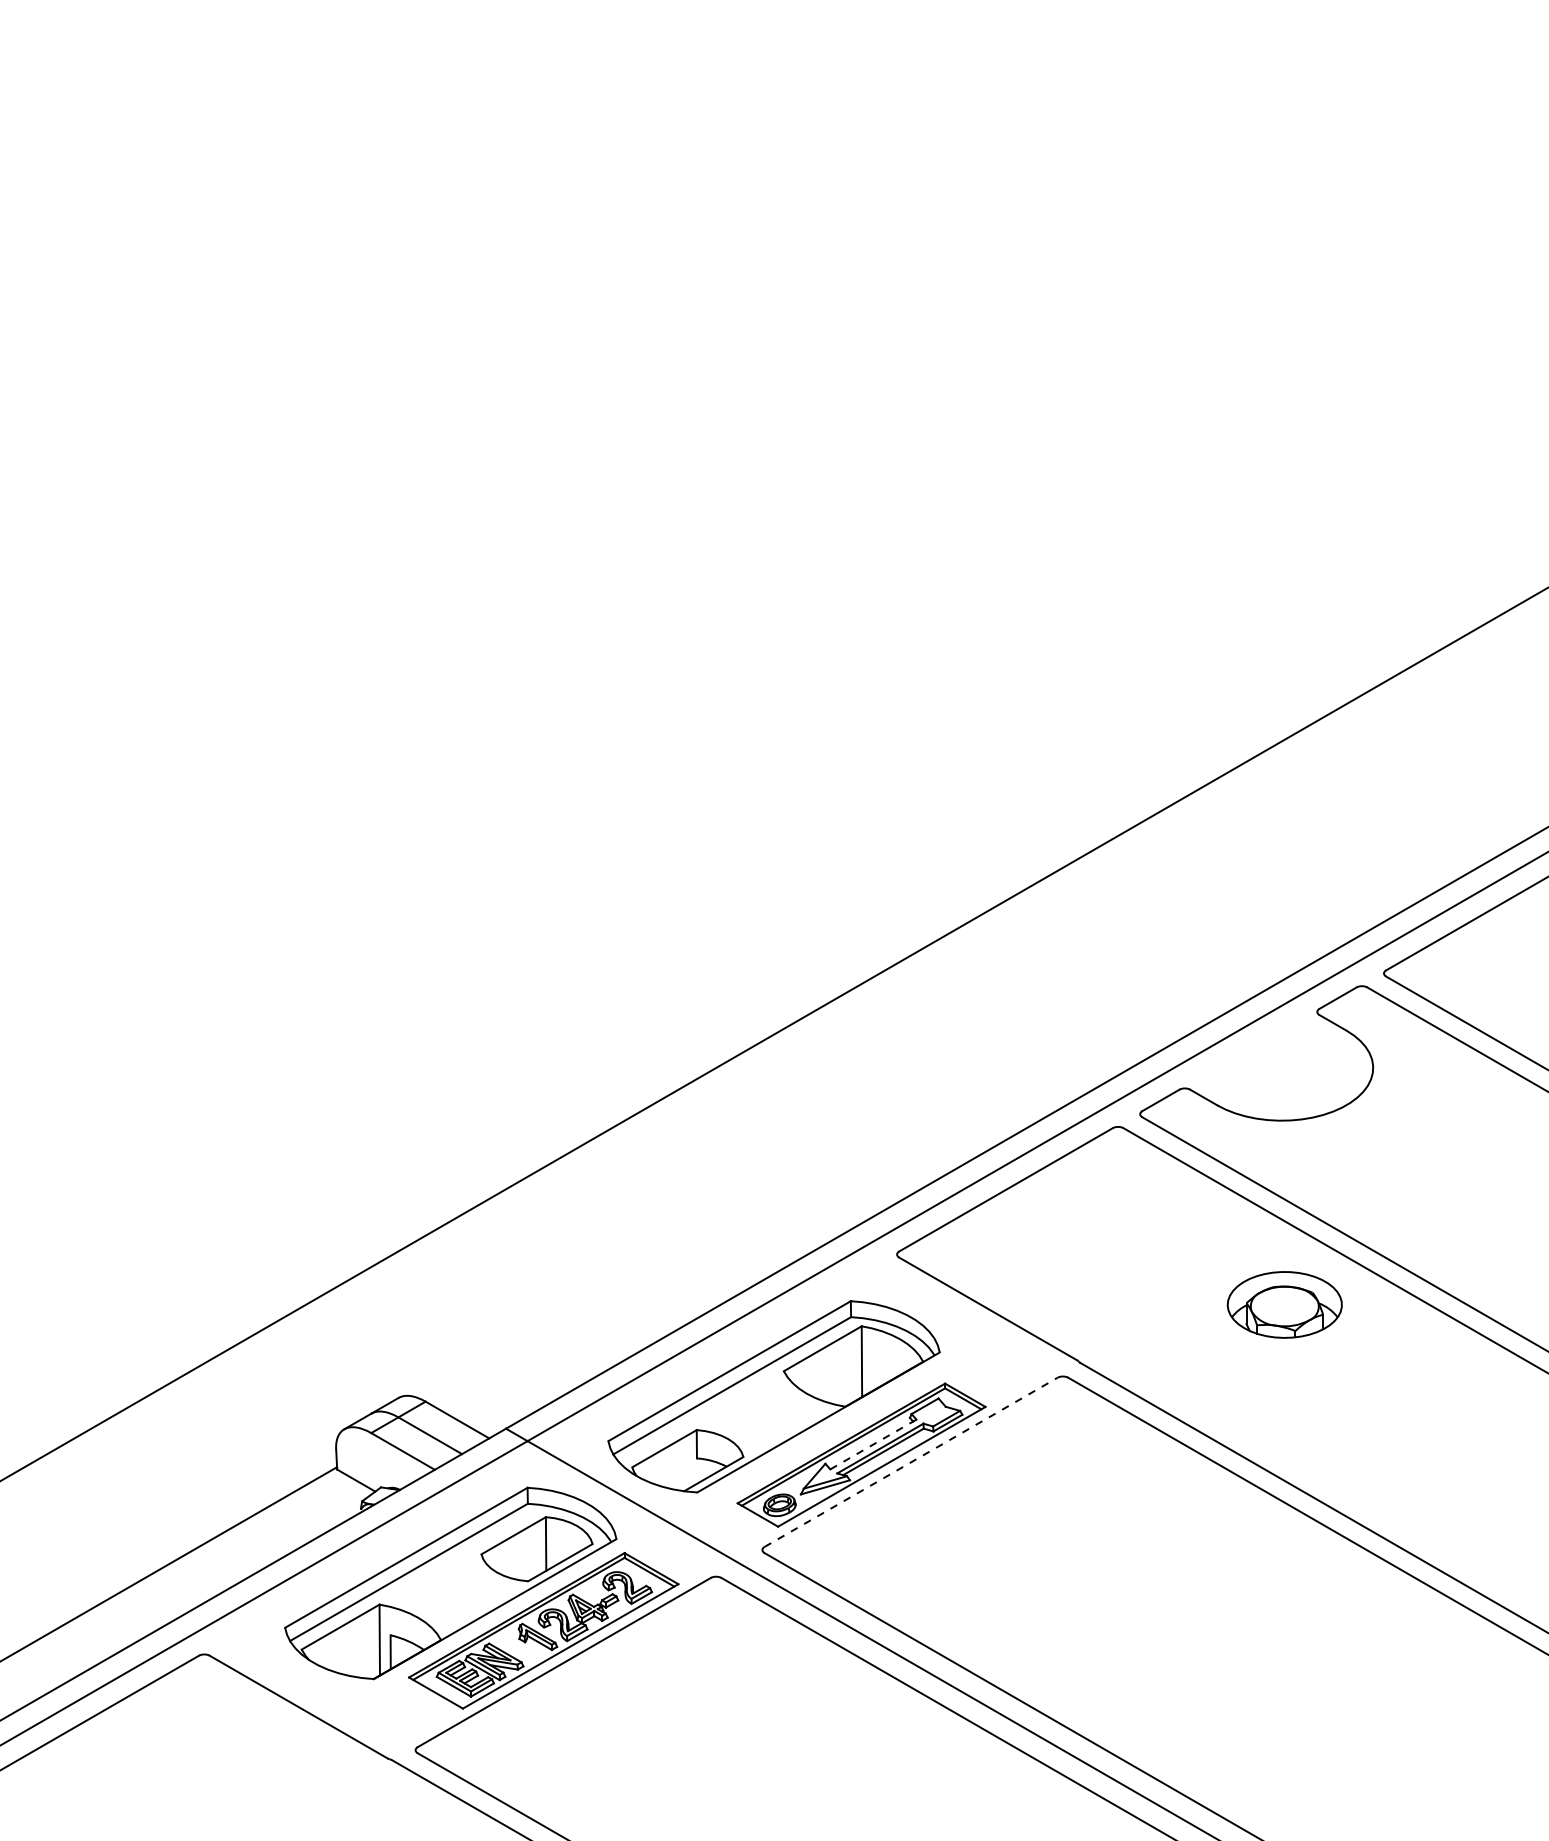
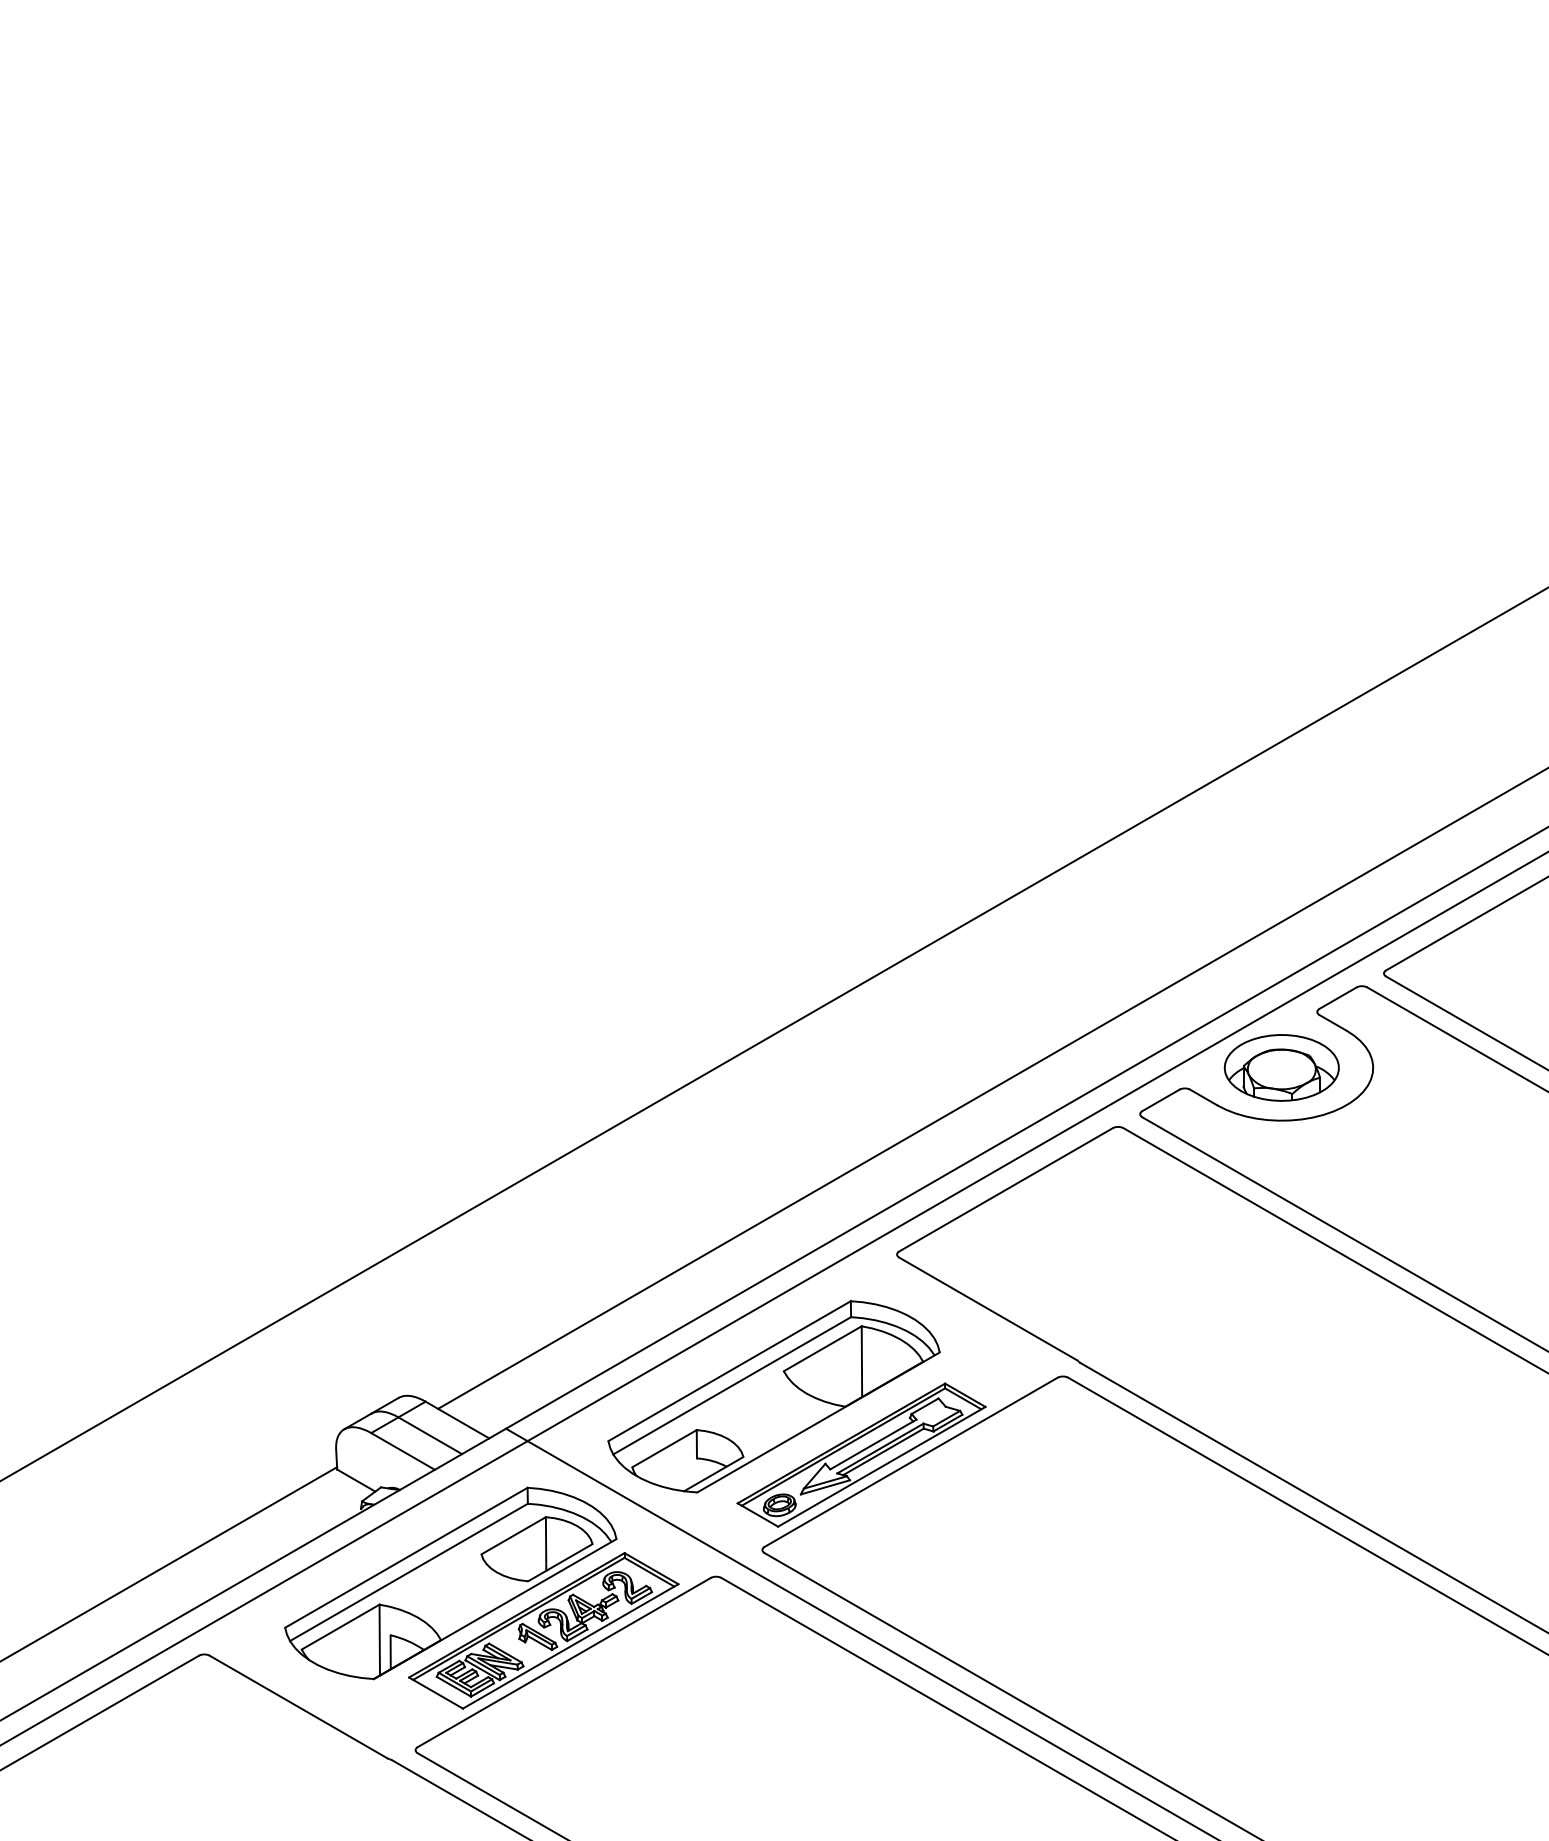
line: none -> present (991, 1088)
part position: (1284, 1304) -> (1281, 1067) (1281, 1067)
line: dashed -> solid (873, 1444)
line: dashed -> solid (911, 1462)
